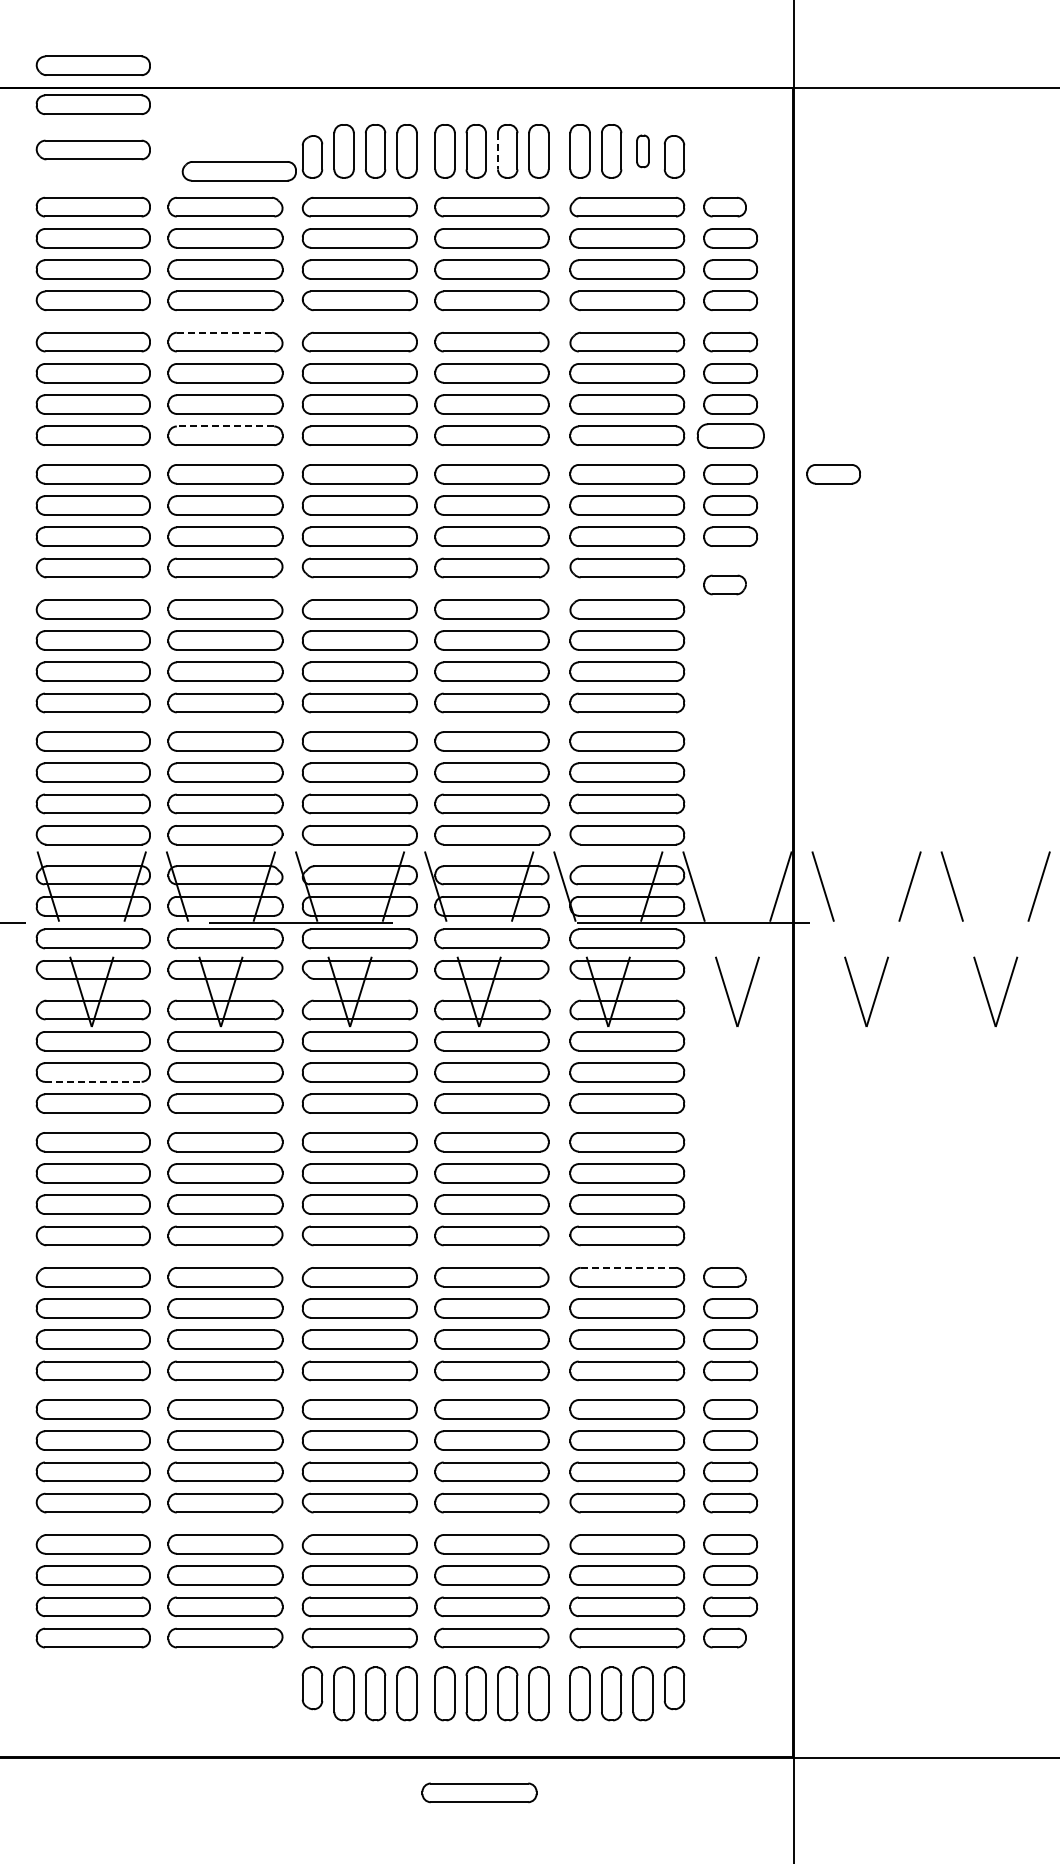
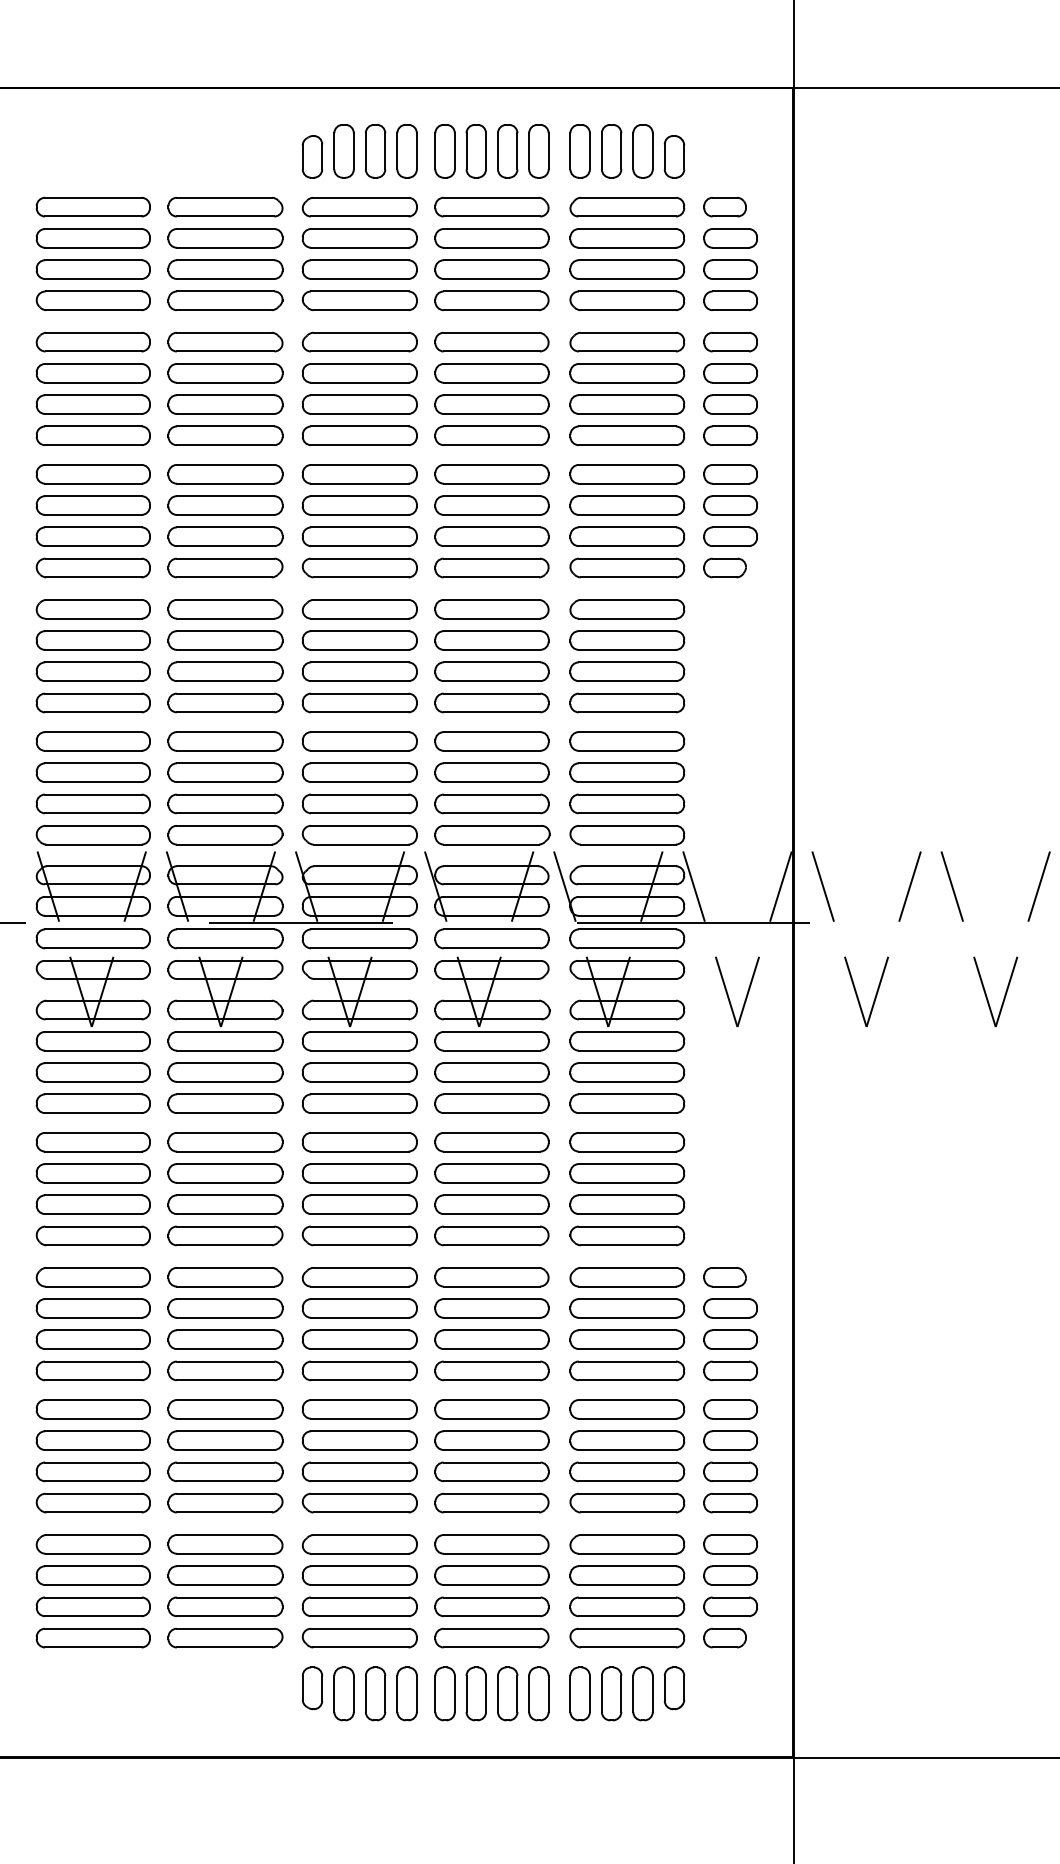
part: present -> none (92, 65)
part: present -> none (92, 104)
part: present -> none (92, 149)
line: dashed -> solid (498, 151)
part size: 14x35 px -> 22x55 px (642, 151)
part: present -> none (238, 171)
line: dashed -> solid (224, 332)
line: dashed -> solid (225, 426)
part size: 69x26 px -> 55x21 px (730, 435)
part: present -> none (833, 474)
part position: (724, 584) -> (724, 567) (724, 567)
line: dashed -> solid (93, 1081)
line: dashed -> solid (628, 1267)
part: present -> none (479, 1792)
